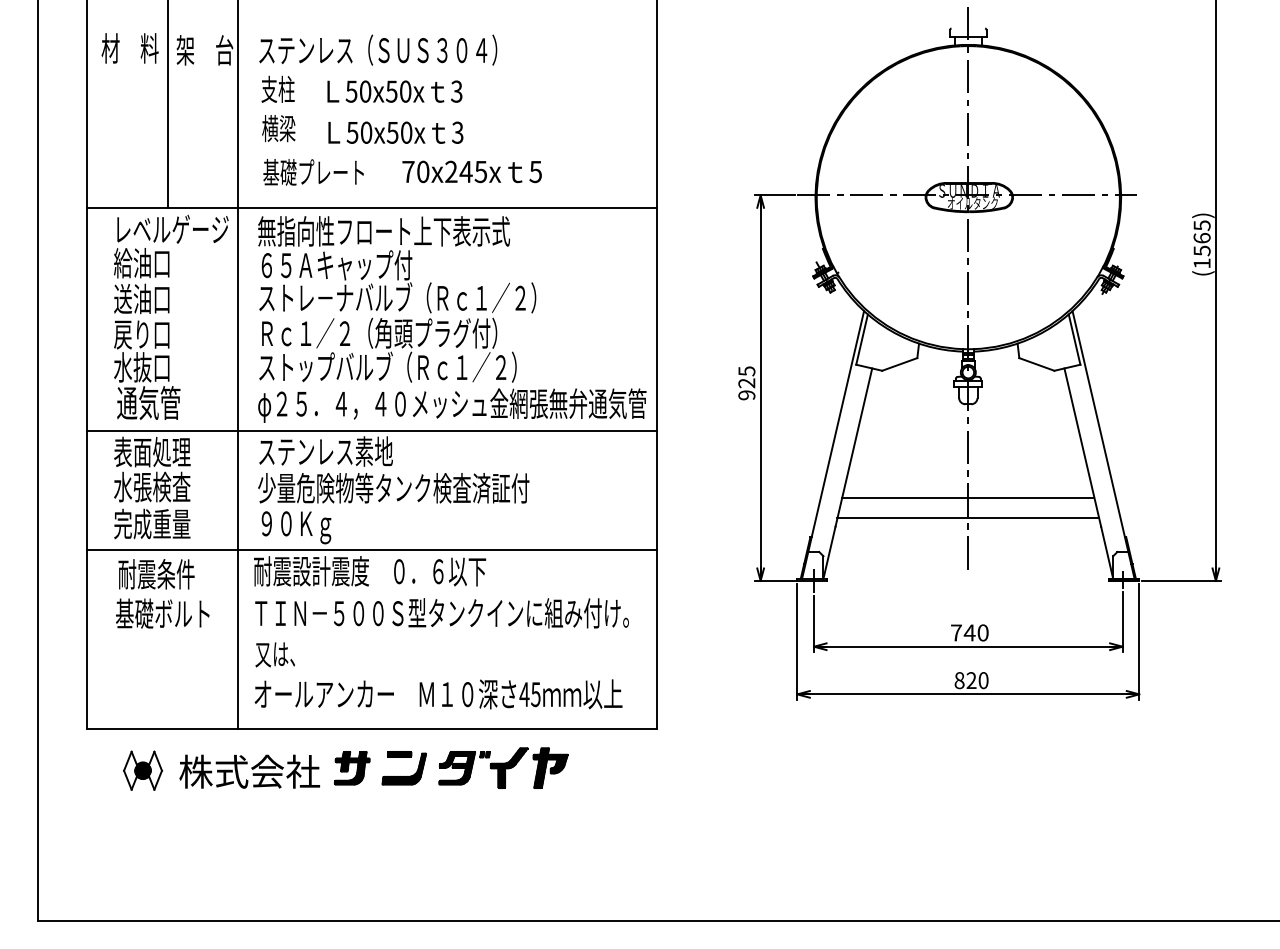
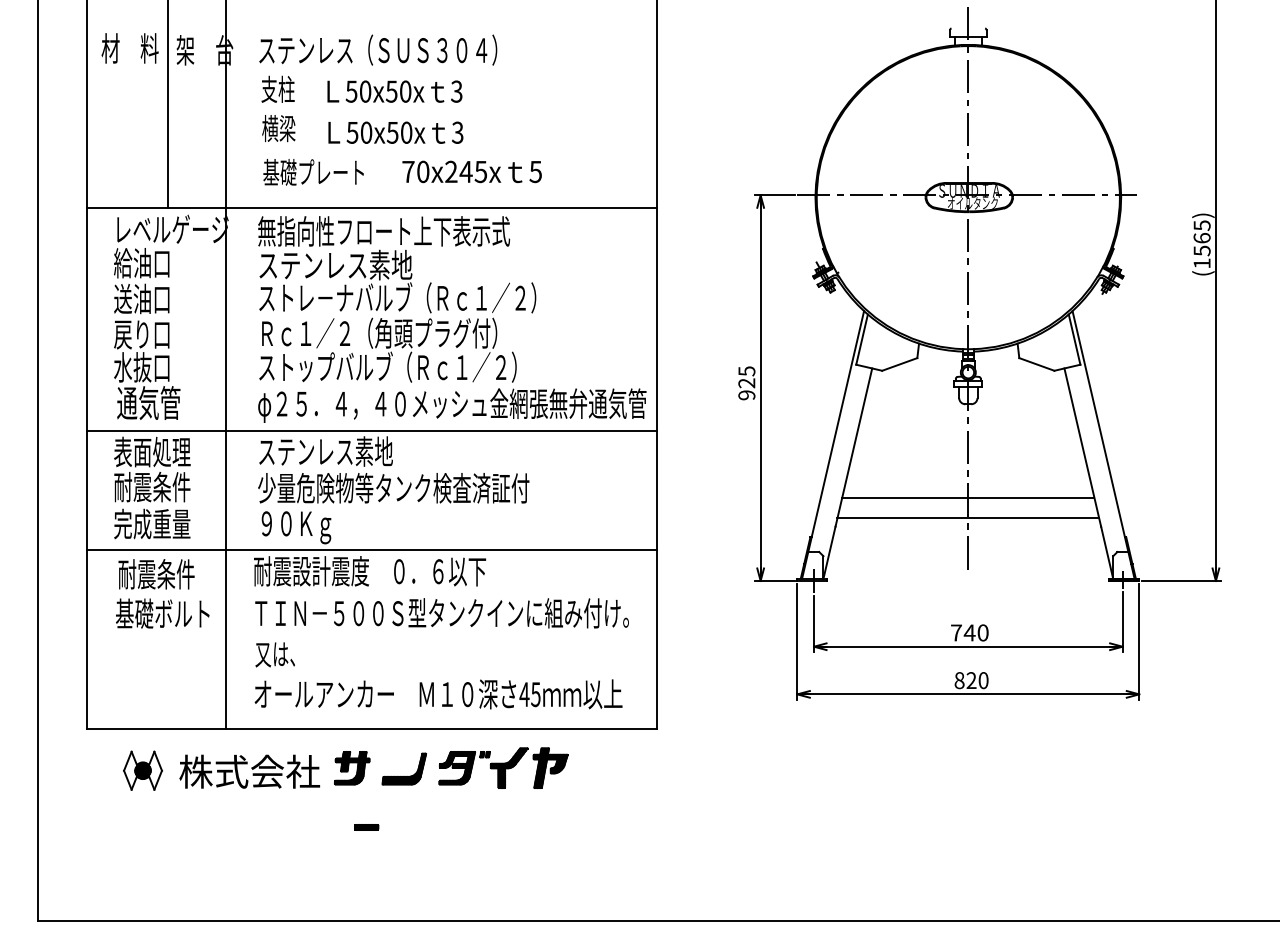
text: ６５Ａキャップ付 -> ステンレス素地 (335, 264)
line position: (238, 365) -> (226, 365) (226, 365)
text: 水張検査 -> 耐震条件 (152, 486)
part position: (399, 754) -> (366, 827) (366, 827)
